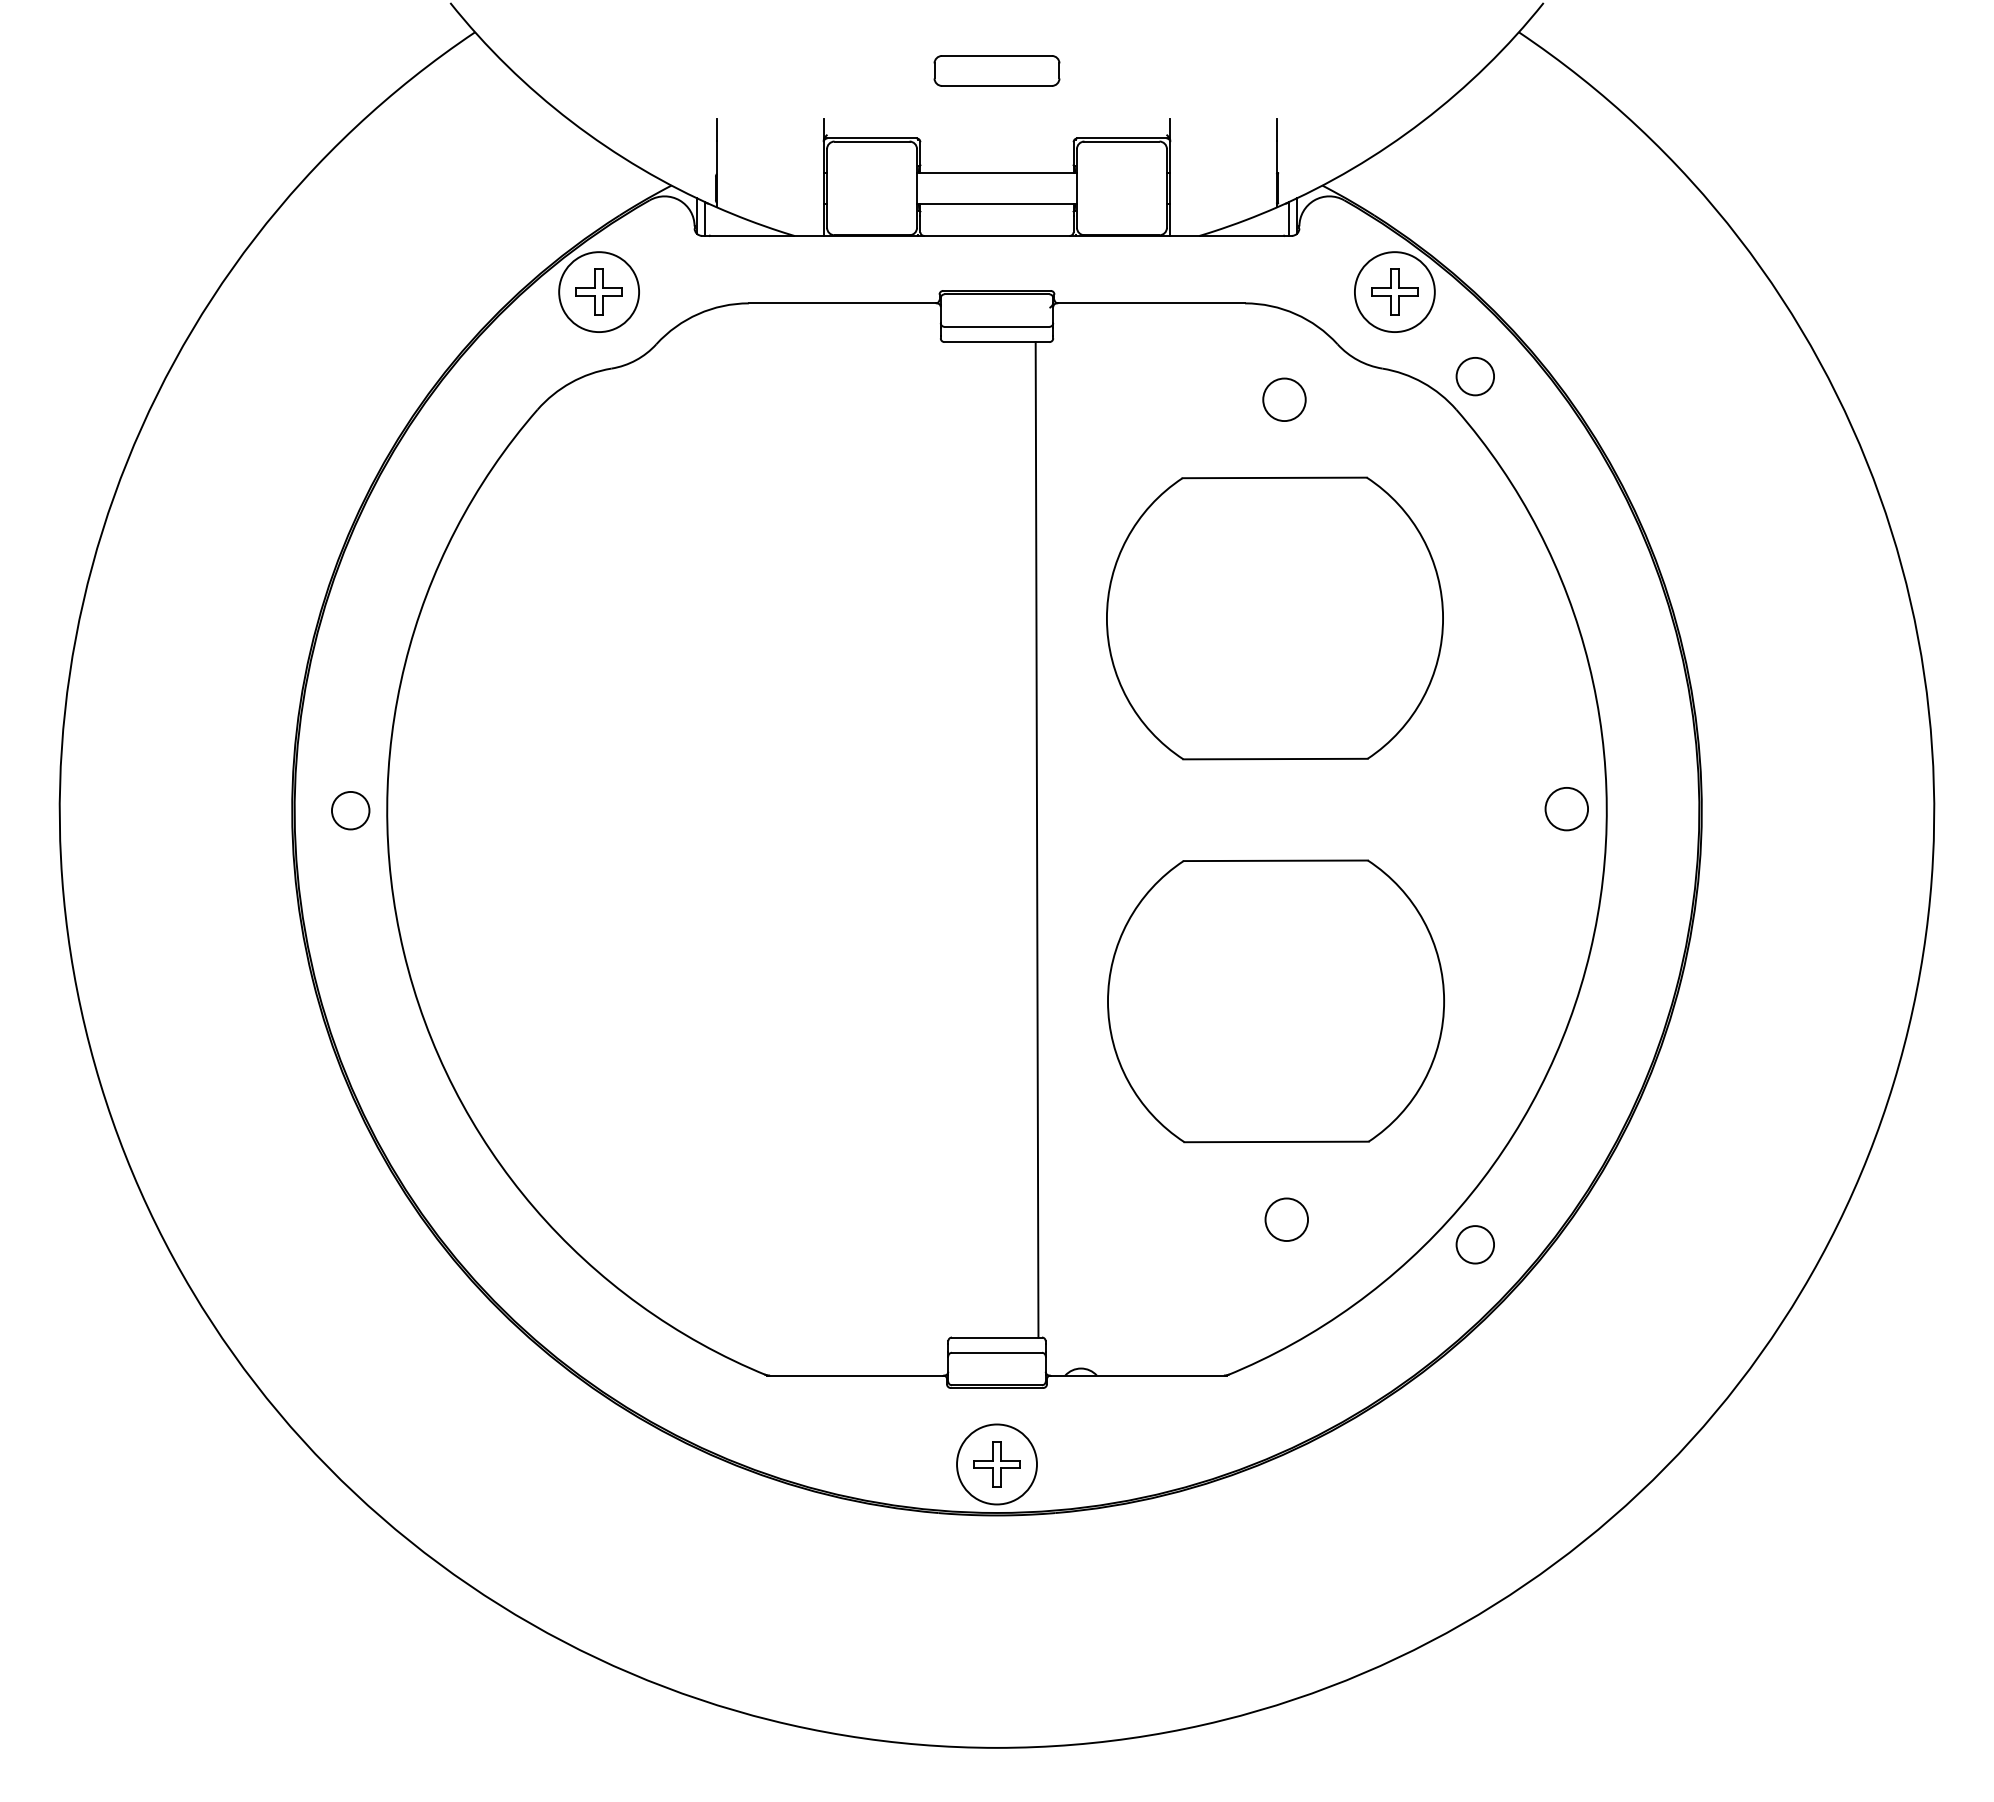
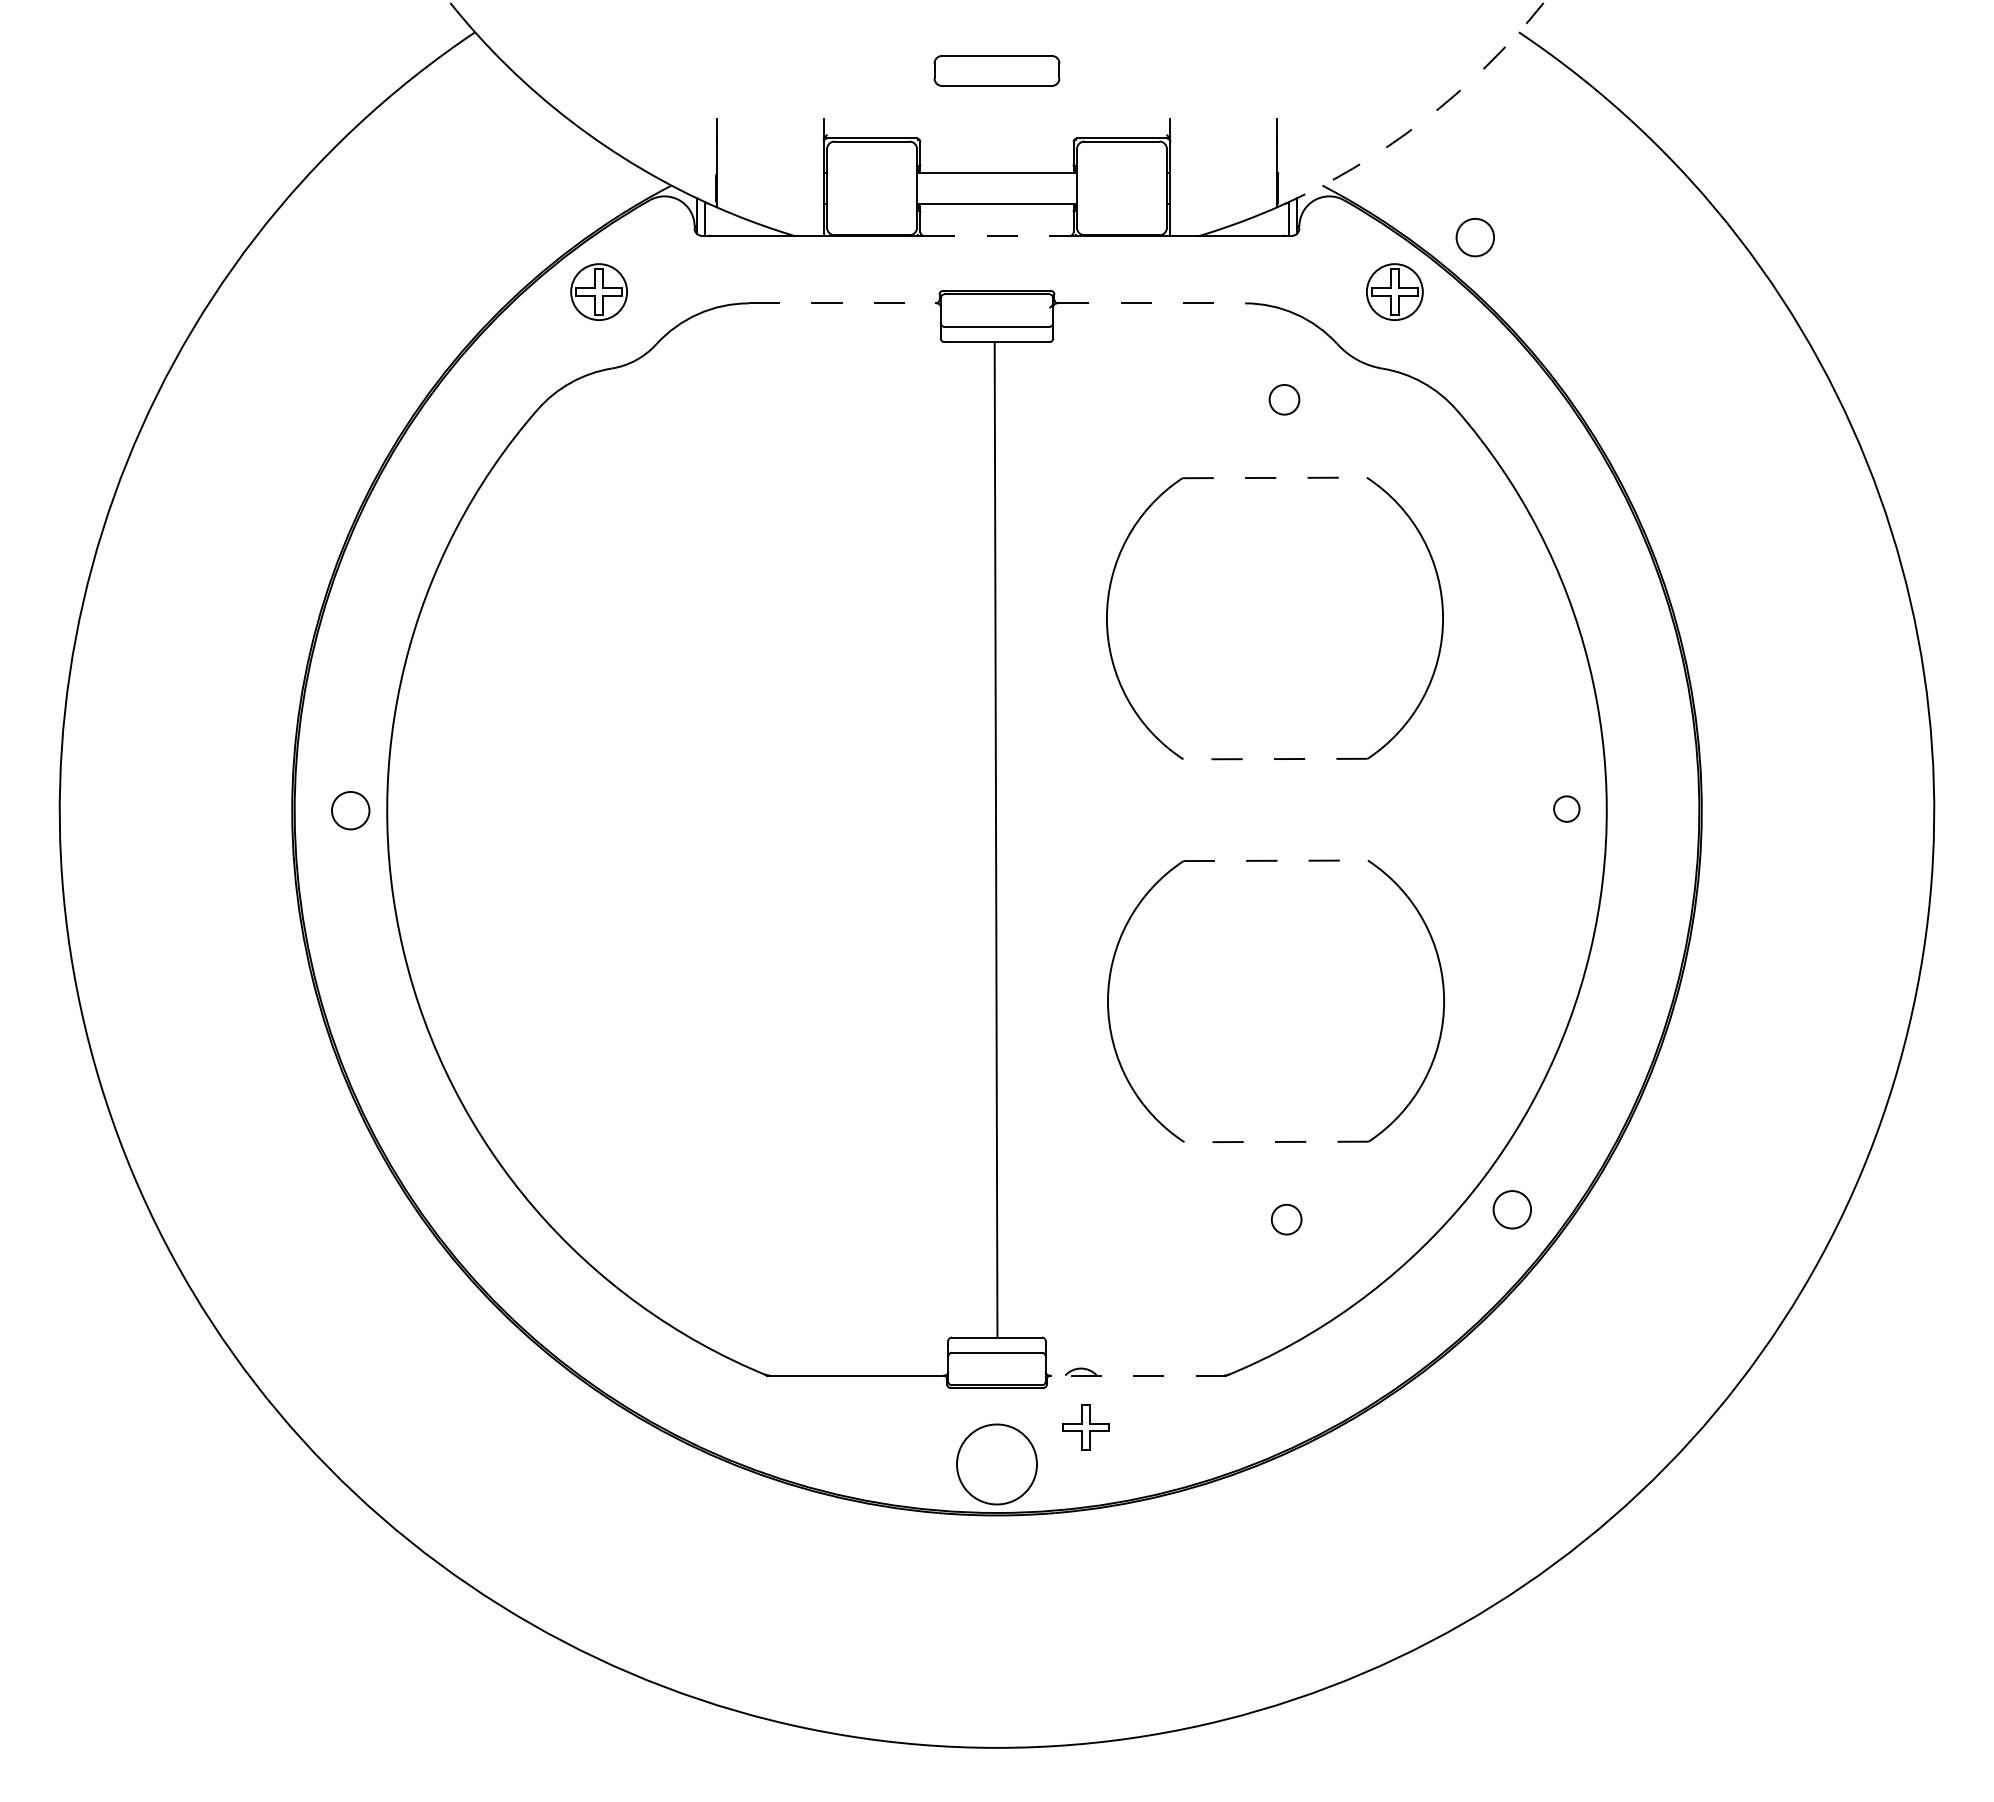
arc: solid -> dashed (1422, 121)
line: solid -> dashed (997, 235)
circle diameter: 80 px -> 56 px (599, 292)
circle diameter: 80 px -> 56 px (1394, 292)
line: solid -> dashed (842, 303)
line: solid -> dashed (1152, 303)
circle position: (1474, 376) -> (1474, 237) (1474, 237)
circle diameter: 42 px -> 30 px (1284, 399)
line: solid -> dashed (1275, 477)
line: solid -> dashed (1275, 759)
circle diameter: 42 px -> 25 px (1566, 808)
line position: (1036, 839) -> (995, 839) (995, 839)
line: solid -> dashed (1276, 860)
line: solid -> dashed (1276, 1141)
circle size: 45x45 px -> 32x33 px (1286, 1219)
circle position: (1474, 1244) -> (1511, 1209) (1511, 1209)
line: solid -> dashed (1138, 1375)
part position: (996, 1464) -> (1085, 1427) (1085, 1427)
